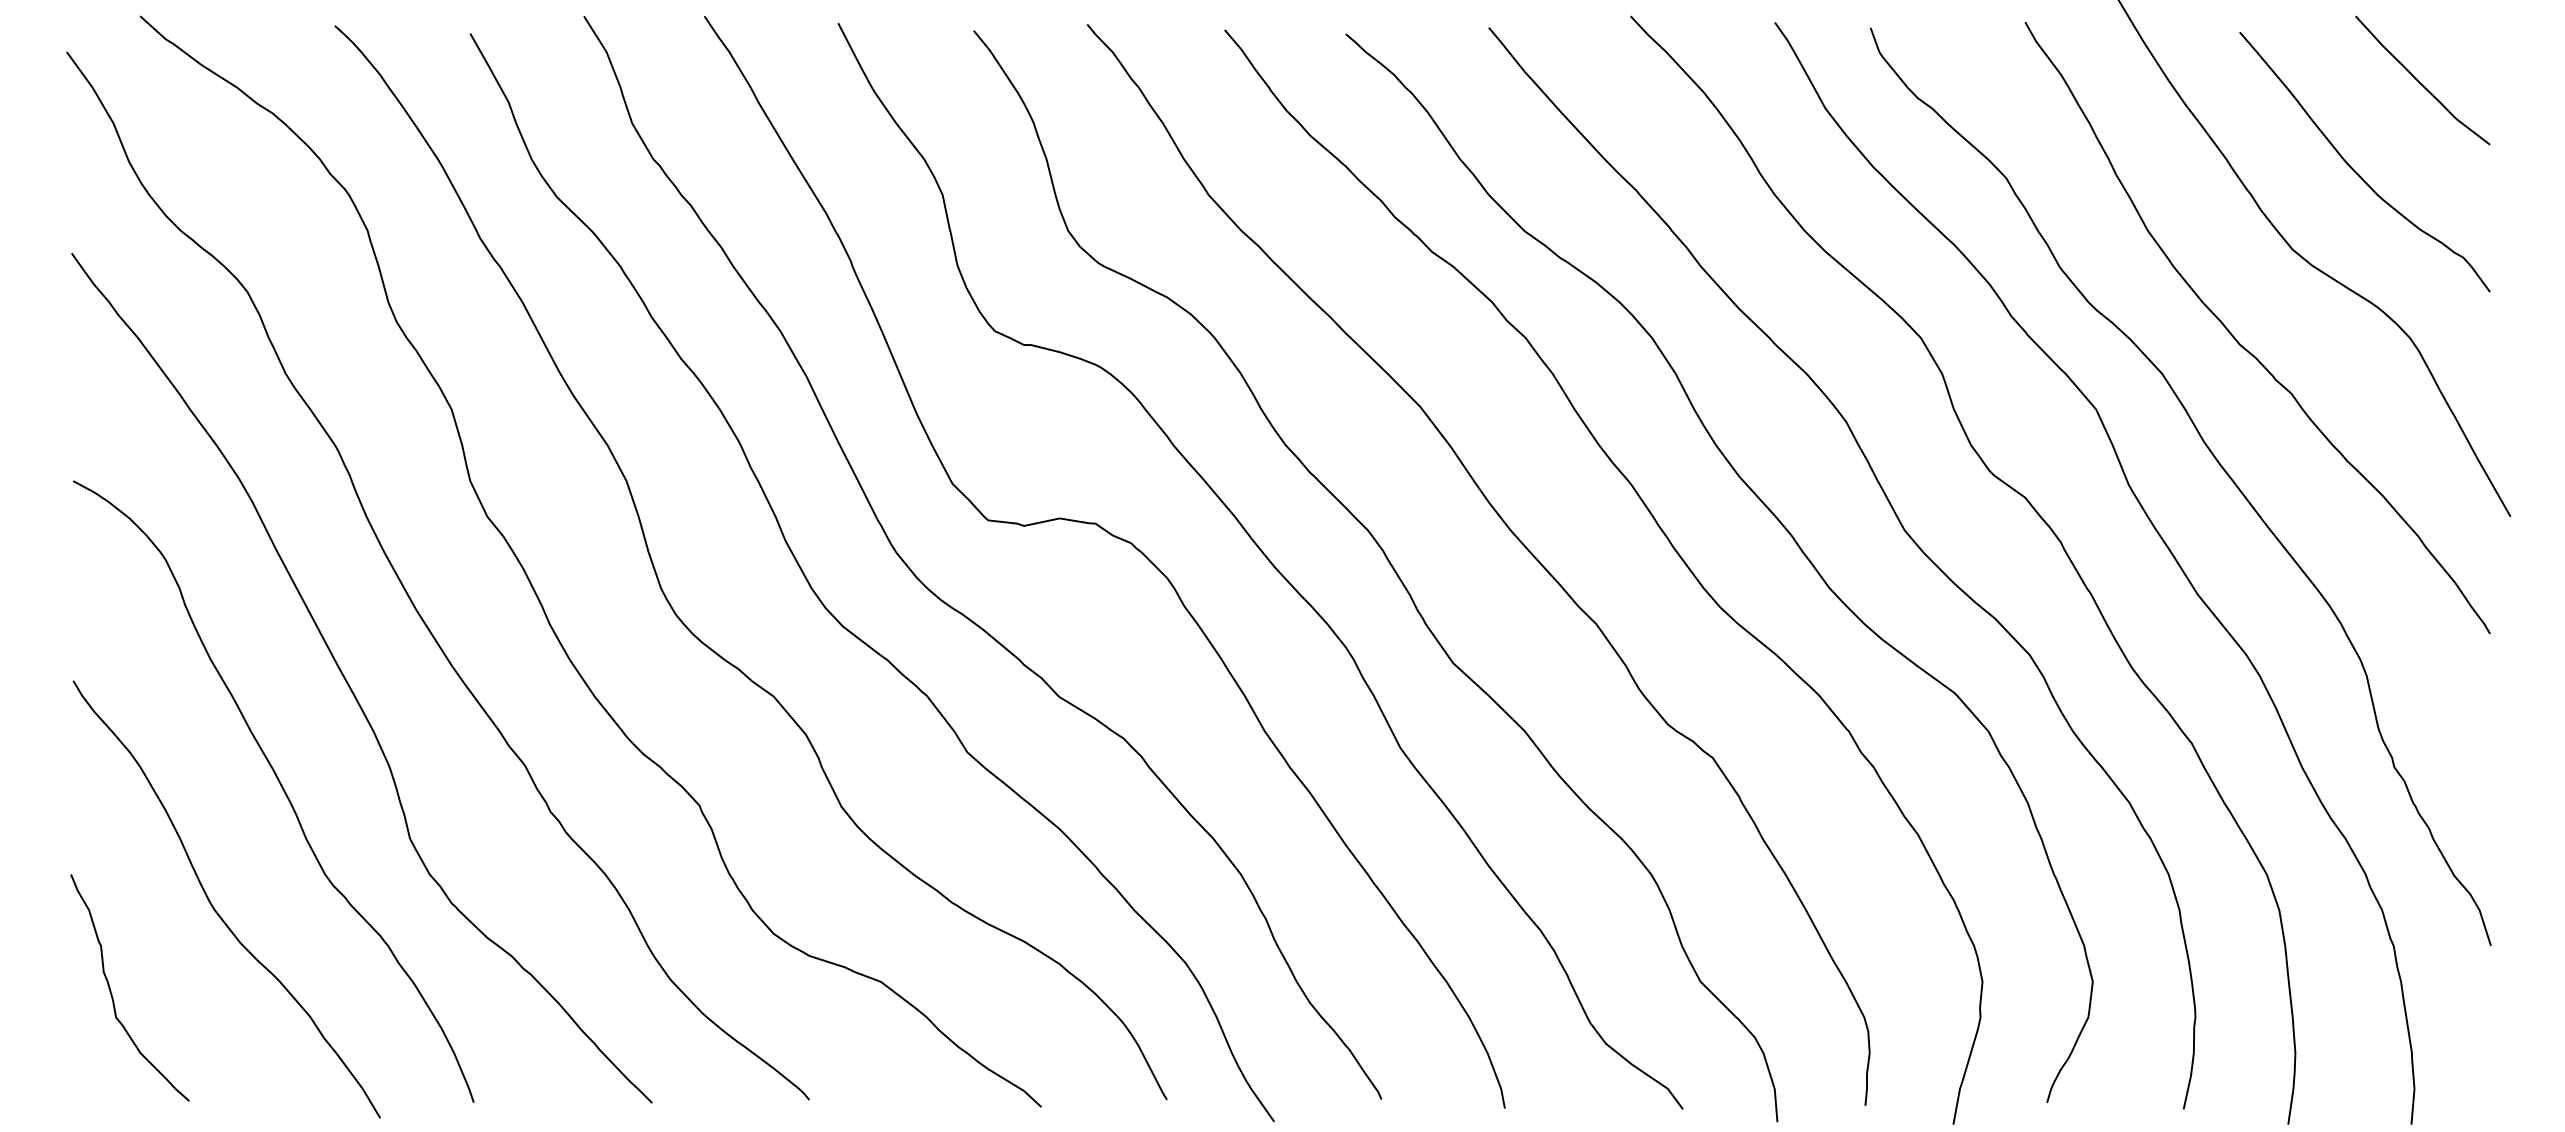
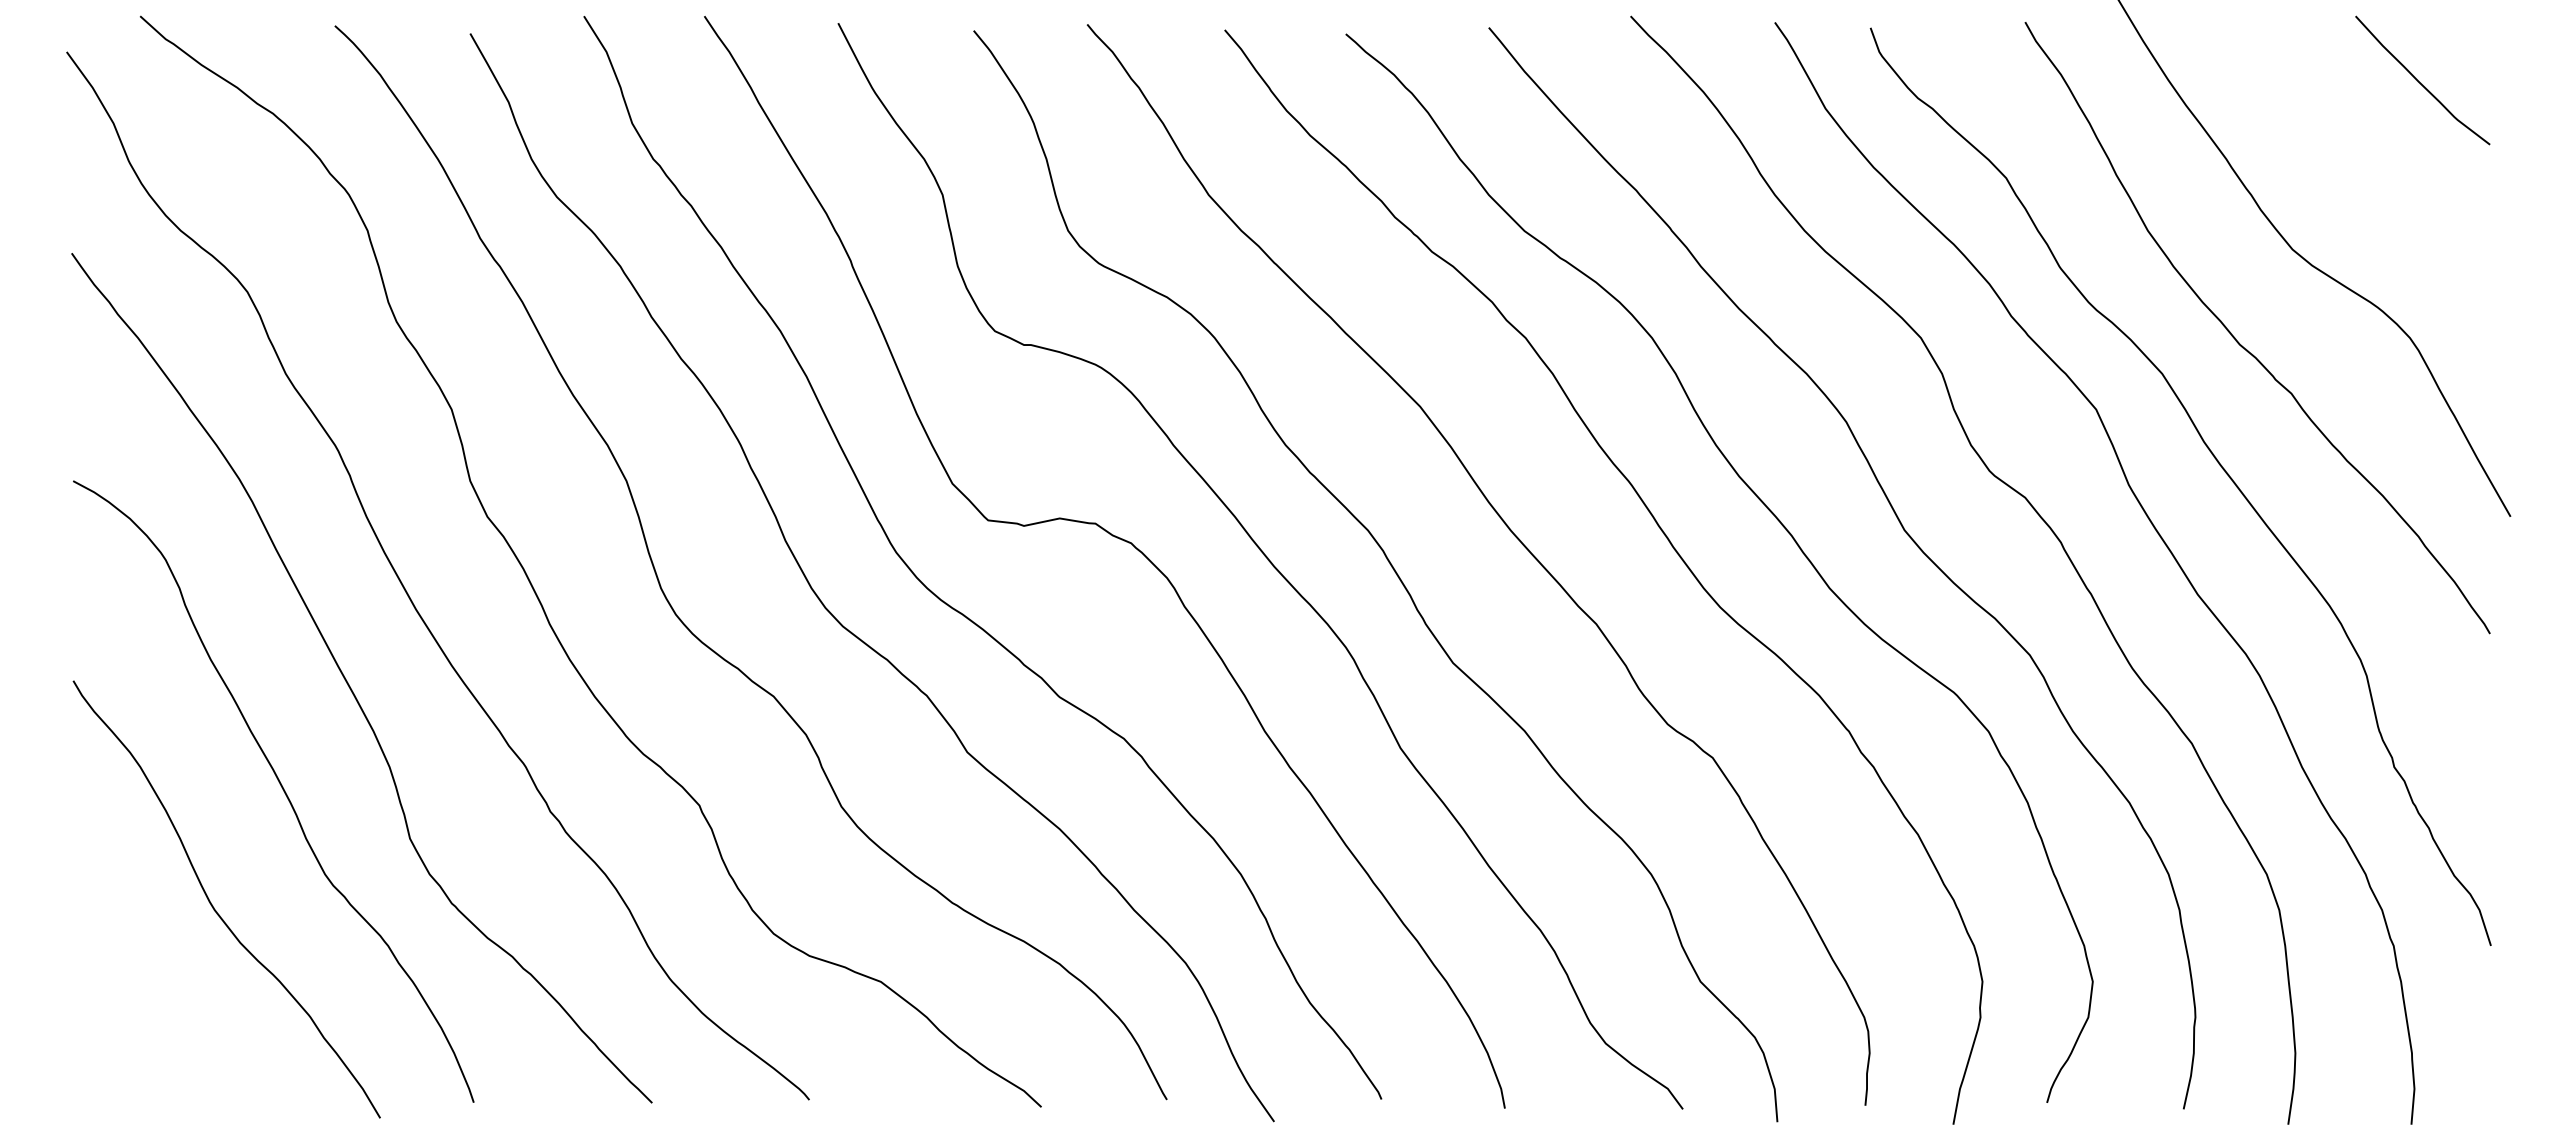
curve: present -> none (2355, 170)
curve: present -> none (111, 990)
